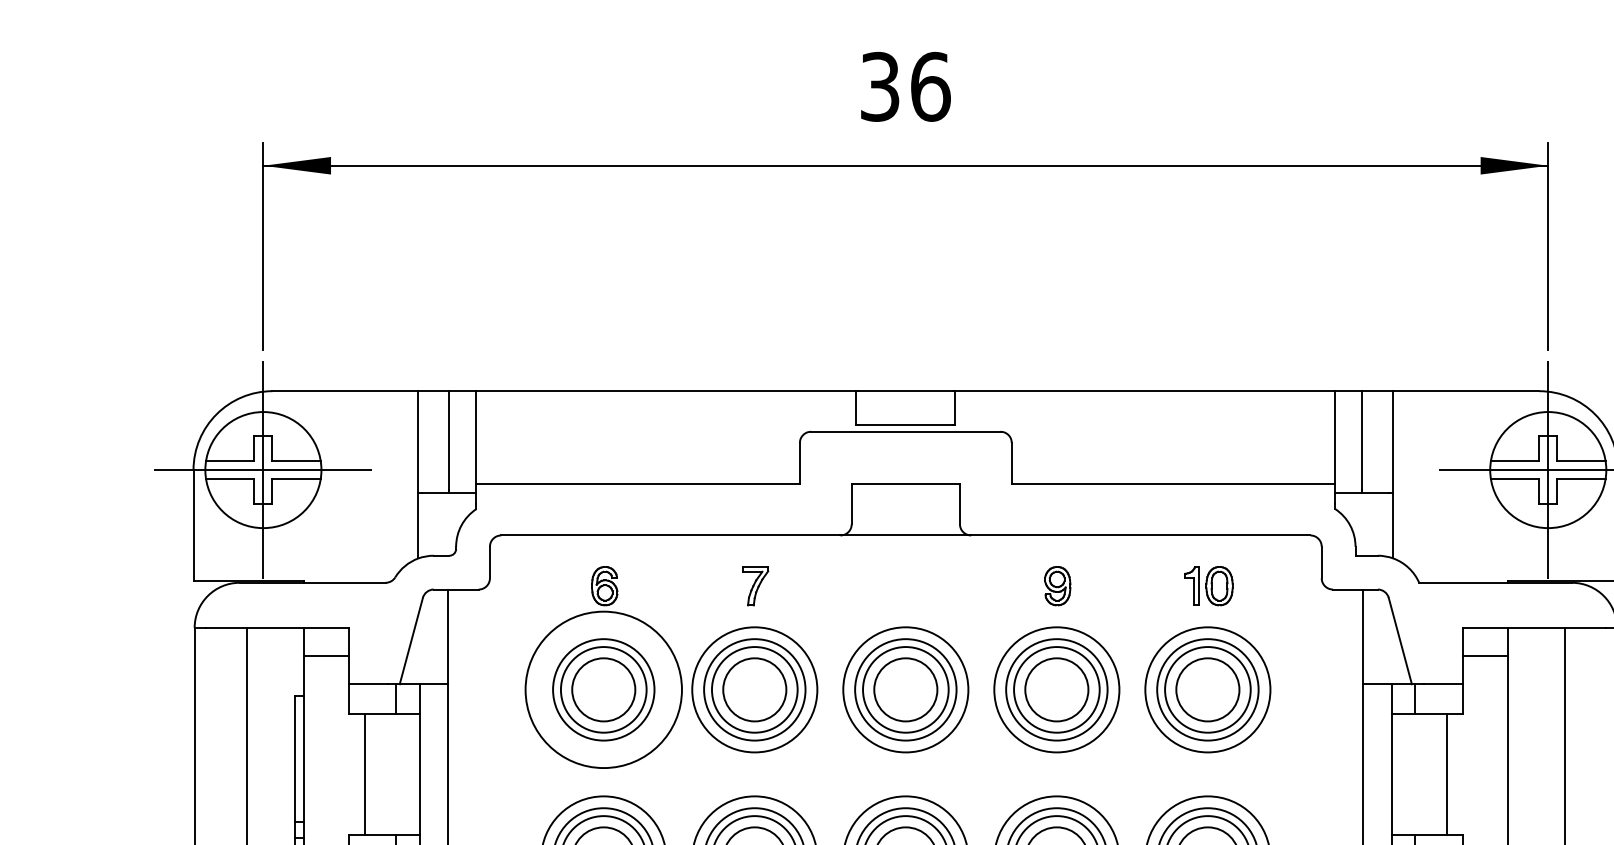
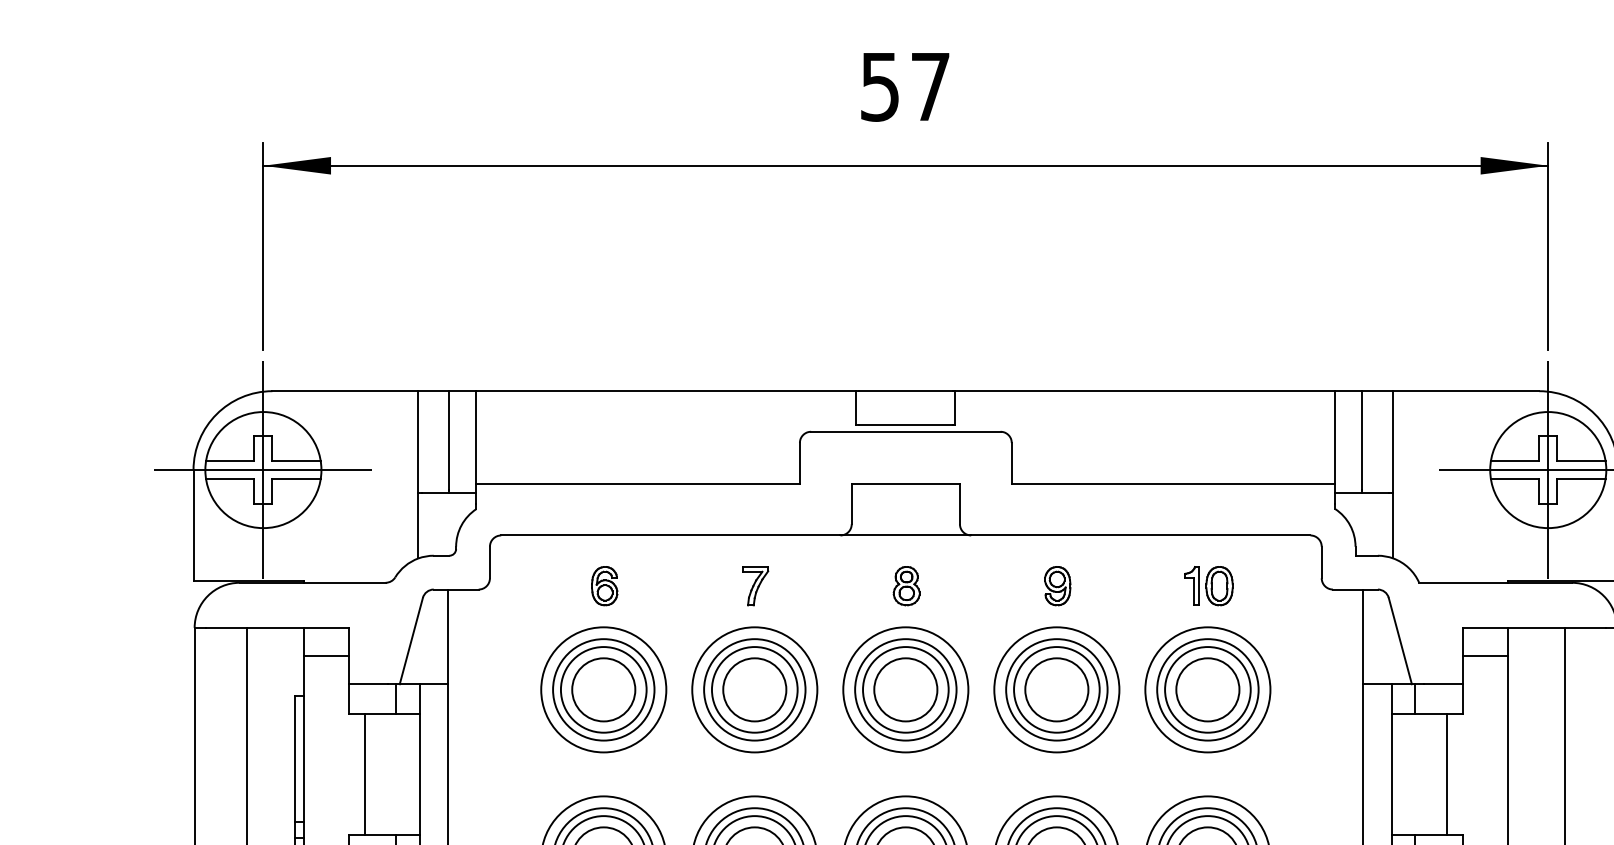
text: 36 -> 57 (905, 86)
part: none -> present (906, 586)
circle diameter: 156 px -> 125 px (603, 689)
